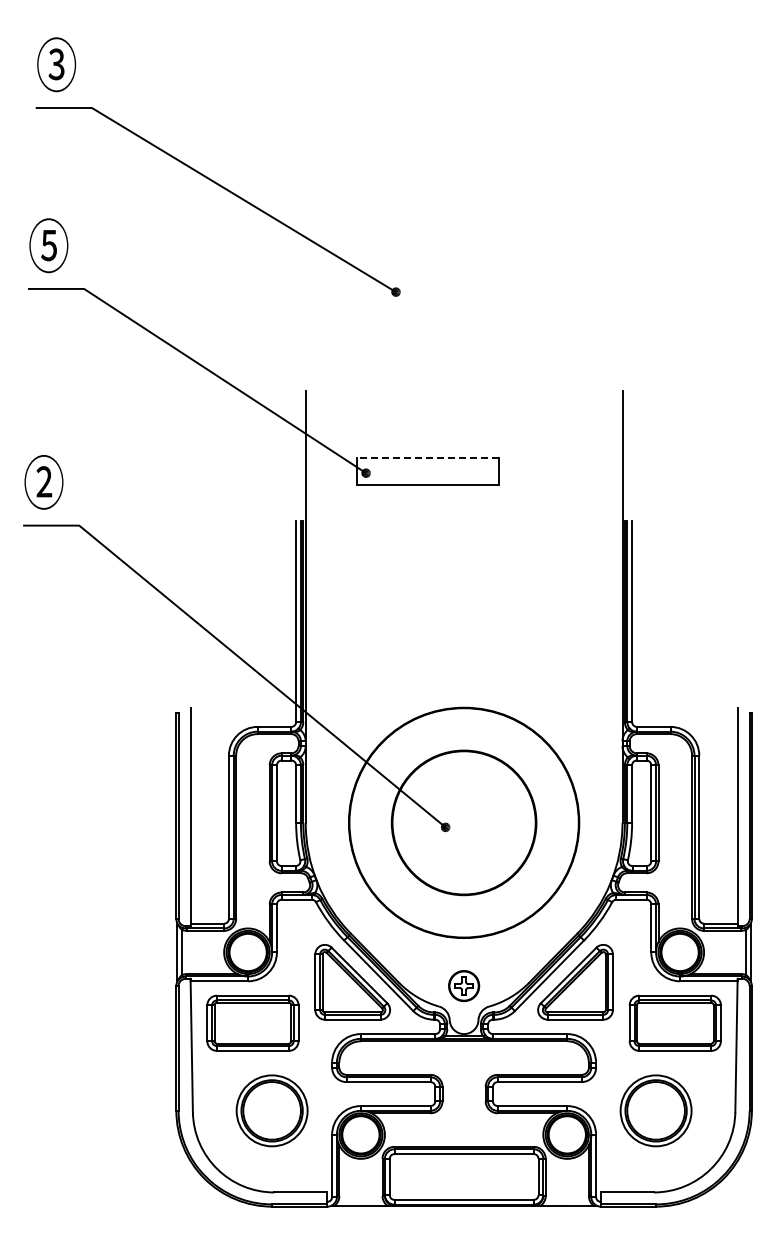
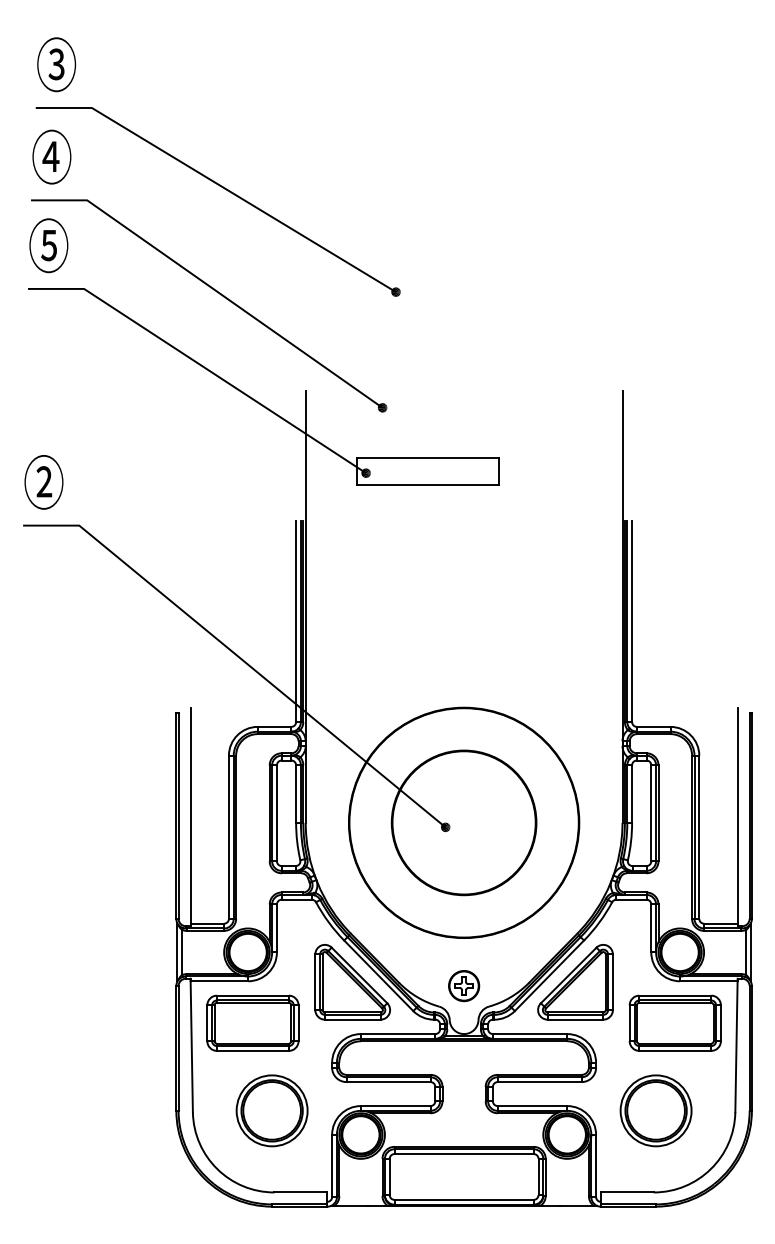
part: none -> present (203, 280)
line: dashed -> solid (427, 458)
